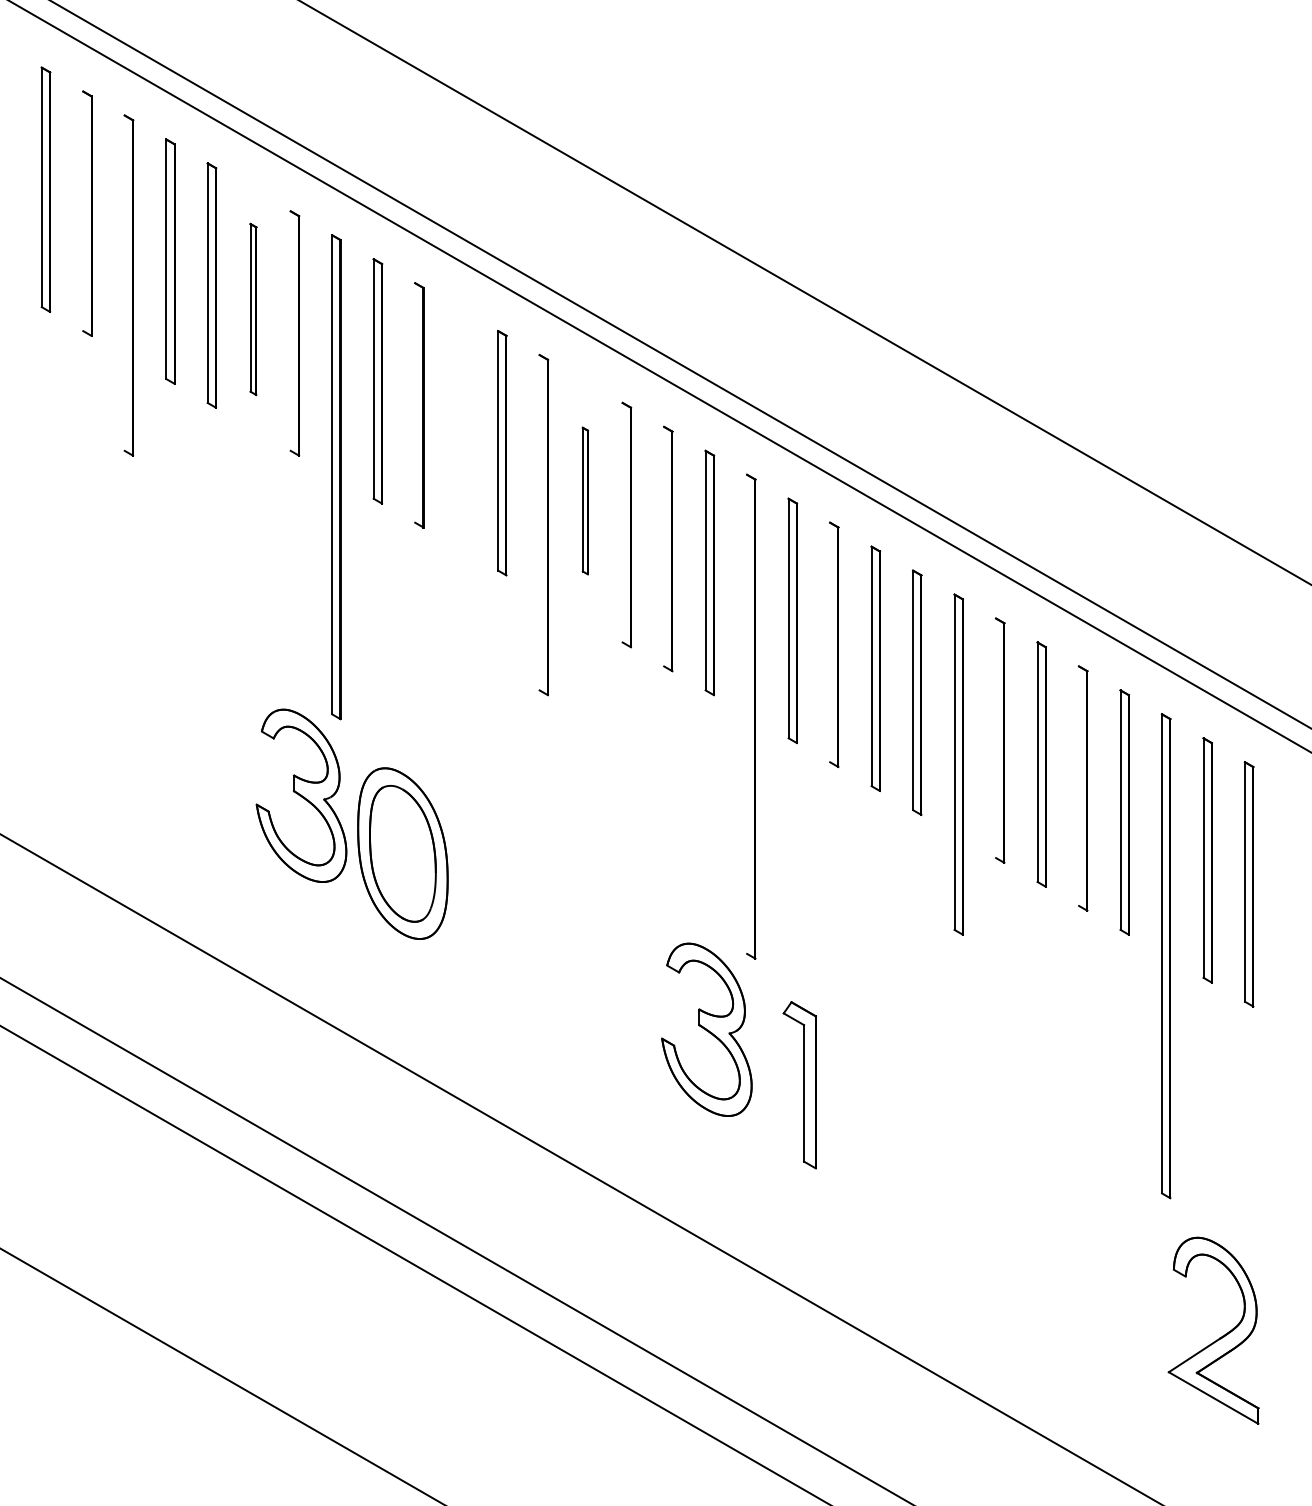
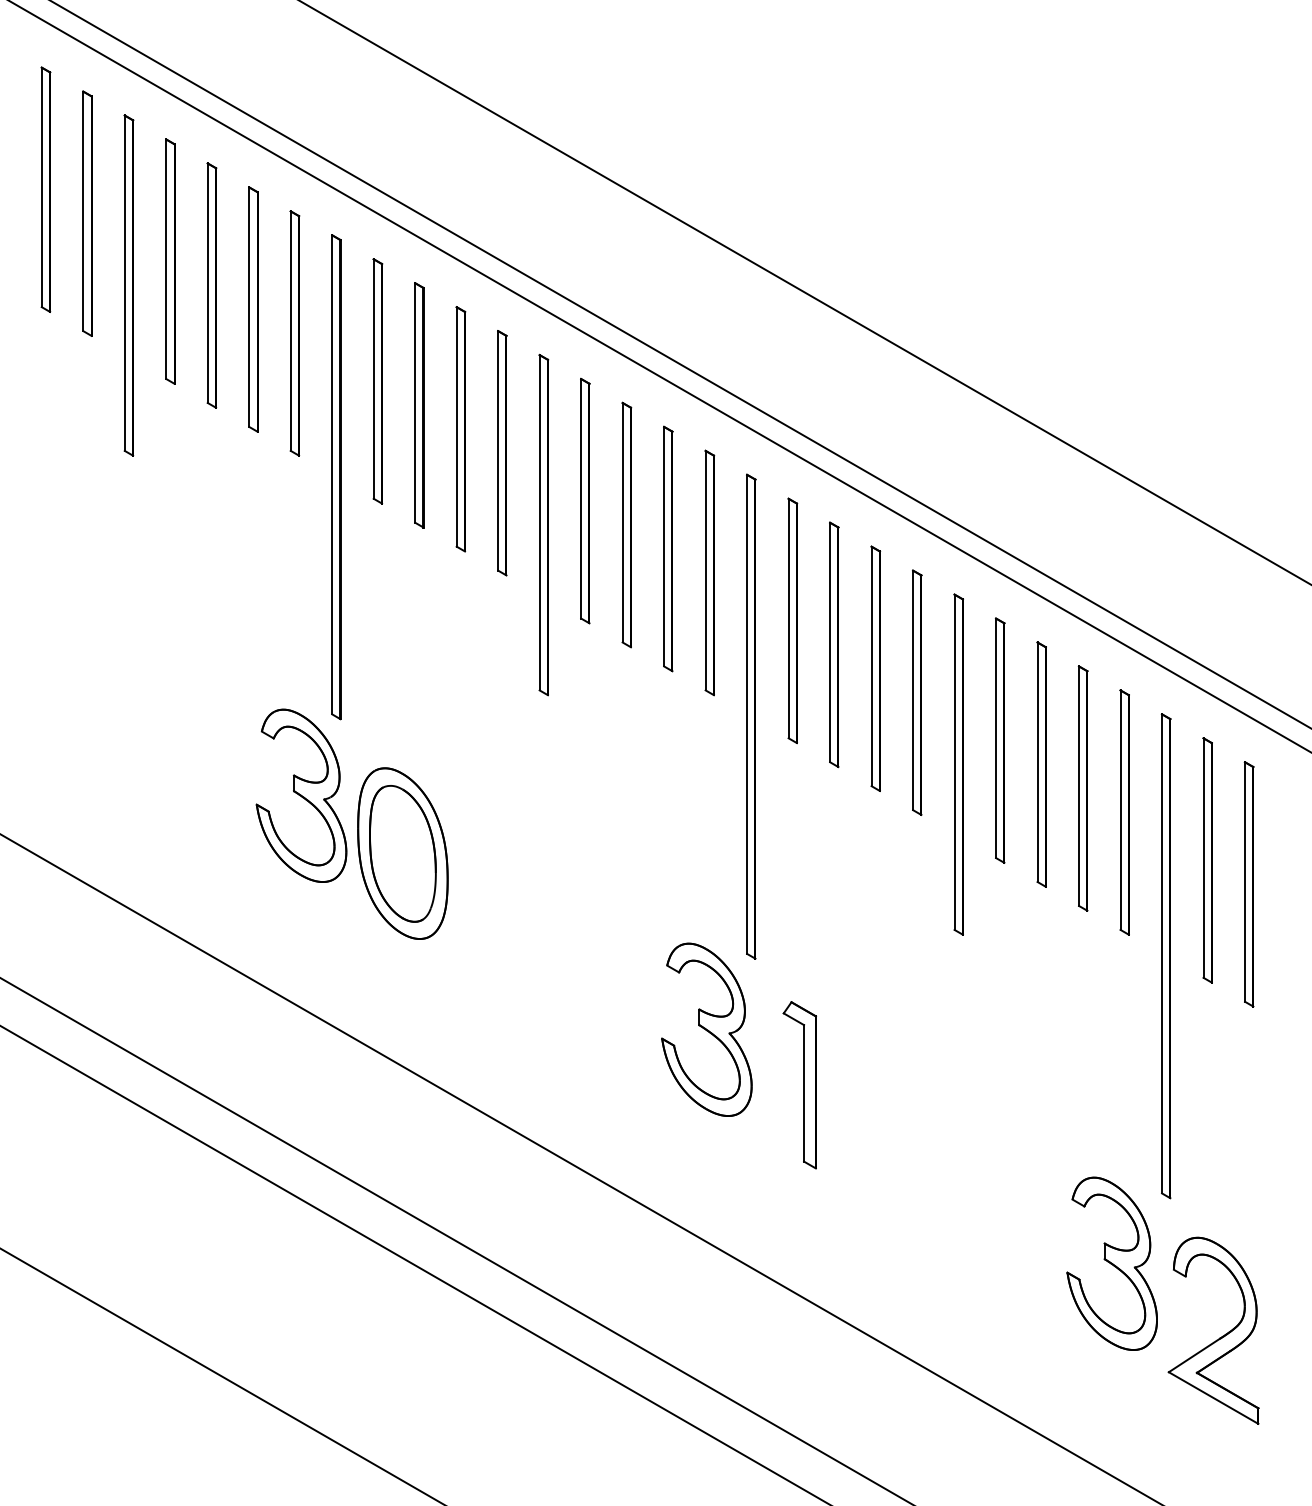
line: none -> present (83, 211)
line: none -> present (124, 282)
part size: 9x175 px -> 11x247 px (253, 309)
line: none -> present (290, 330)
line: none -> present (415, 402)
part: none -> present (460, 429)
part size: 8x150 px -> 11x248 px (585, 500)
line: none -> present (539, 522)
line: none -> present (622, 522)
line: none -> present (664, 546)
line: none -> present (830, 642)
line: none -> present (747, 713)
line: none -> present (996, 738)
line: none -> present (1079, 785)
part: none -> present (1111, 1263)
